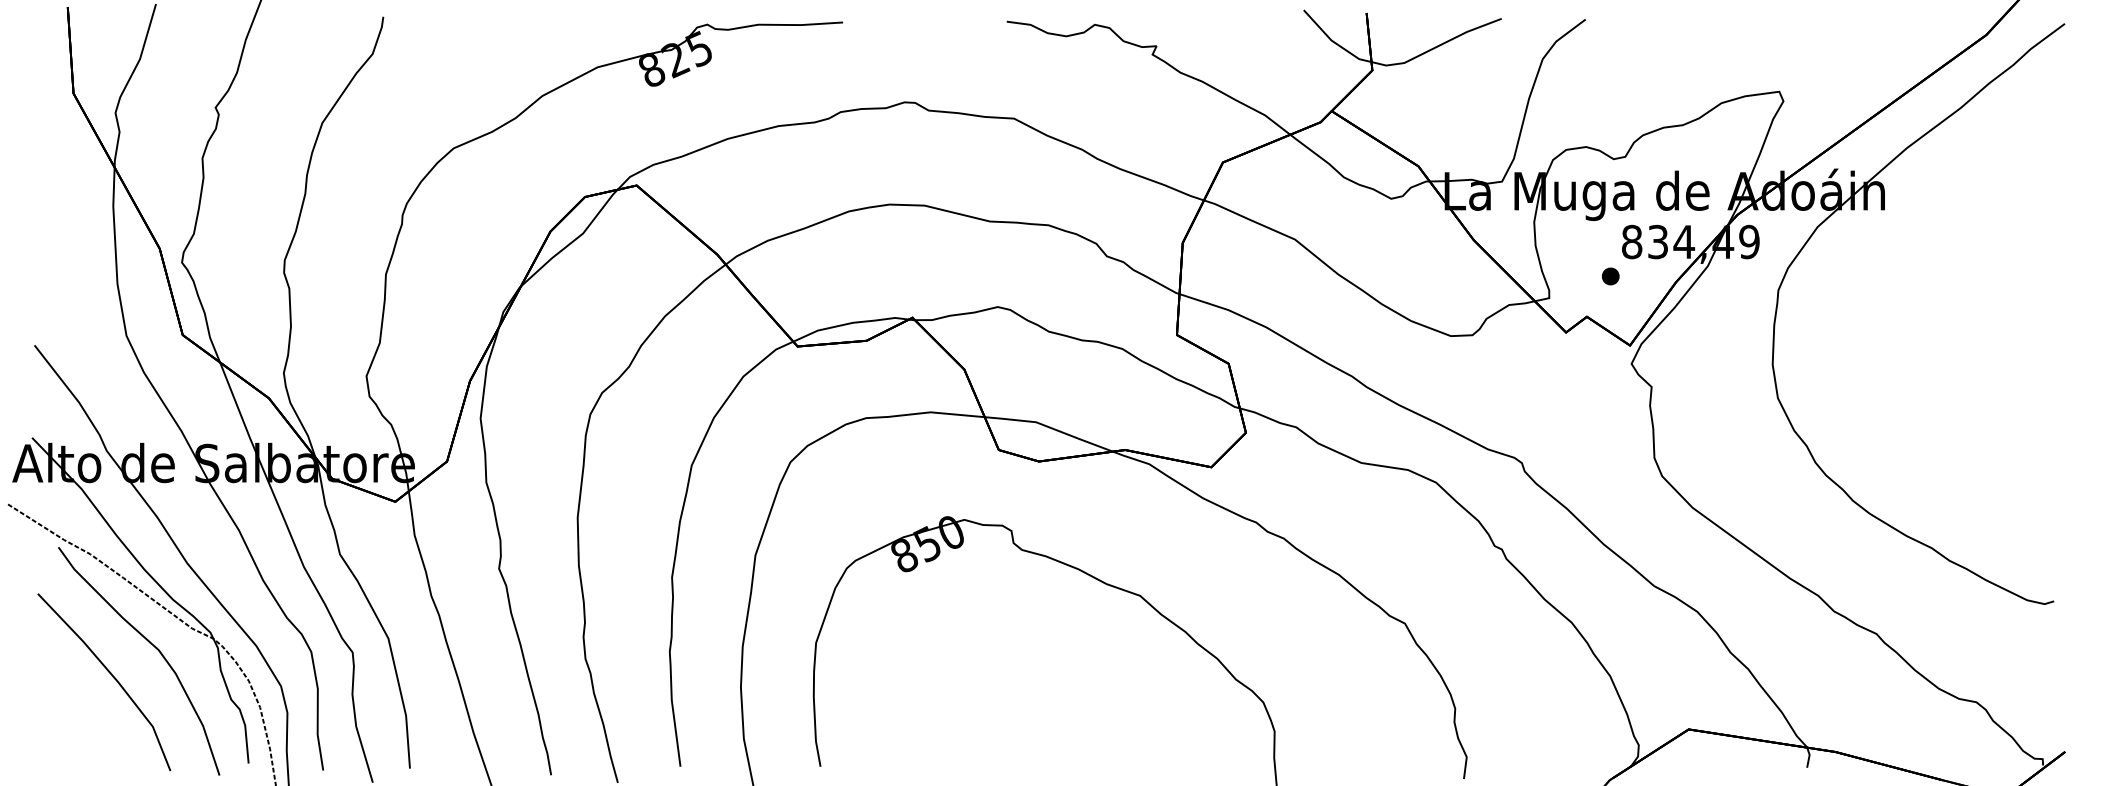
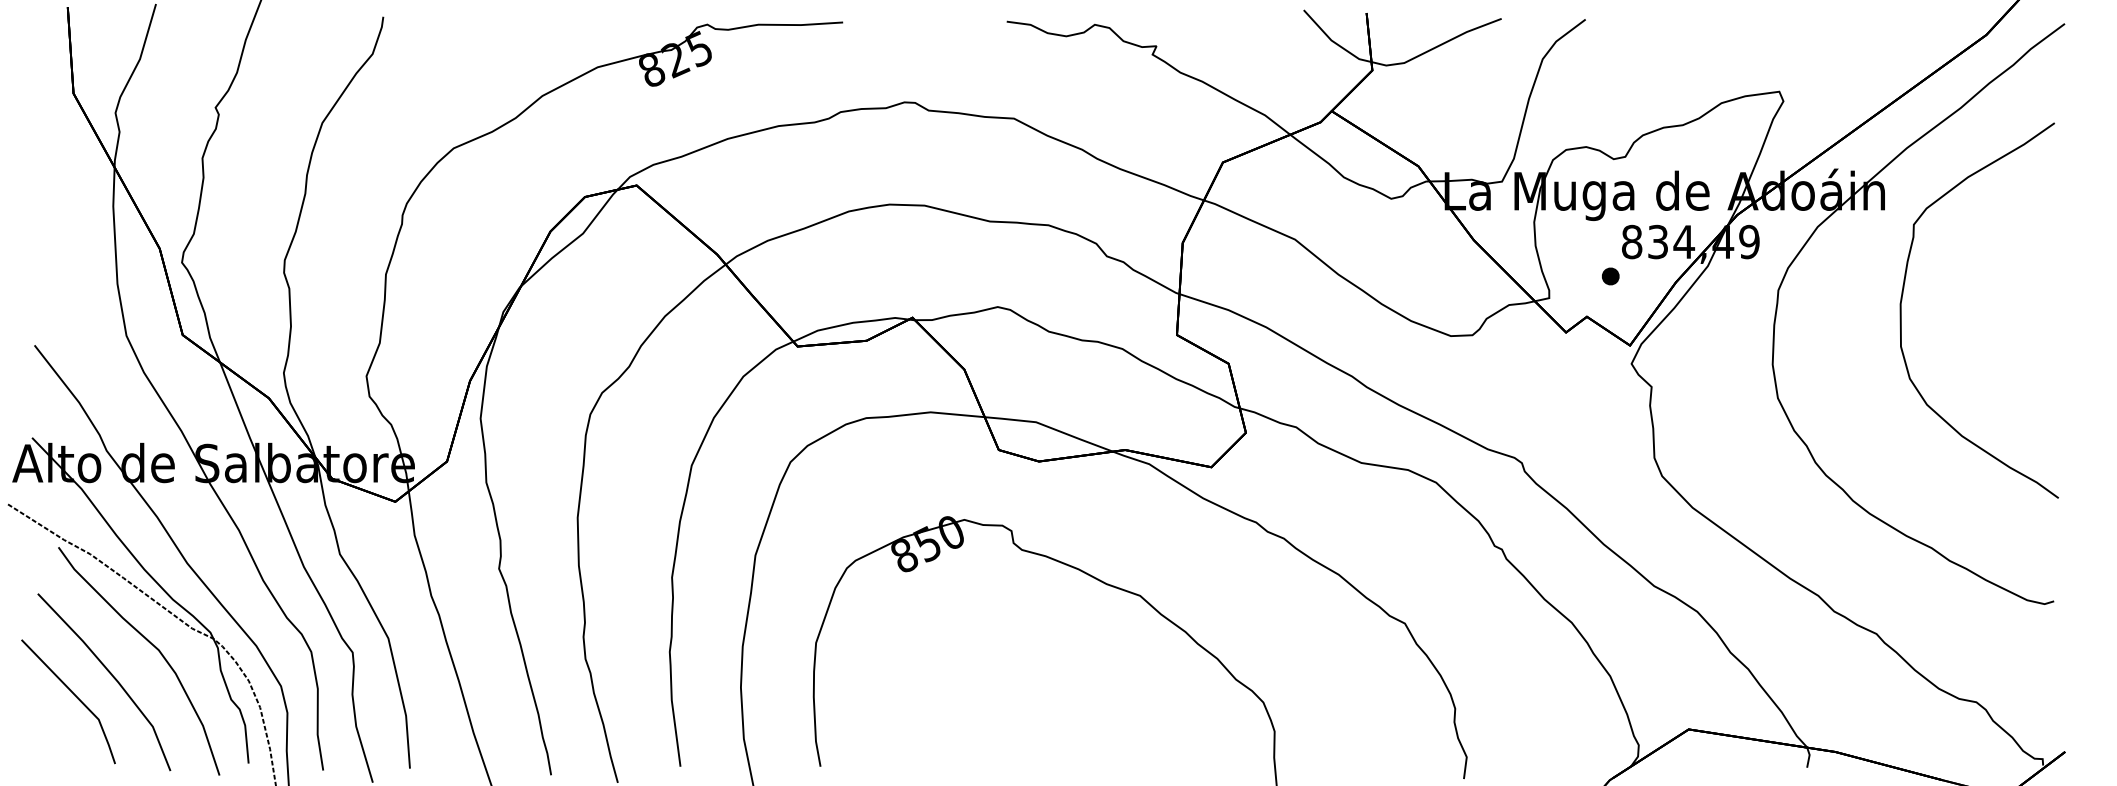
curve: none -> present (1902, 300)
line: none -> present (74, 695)
